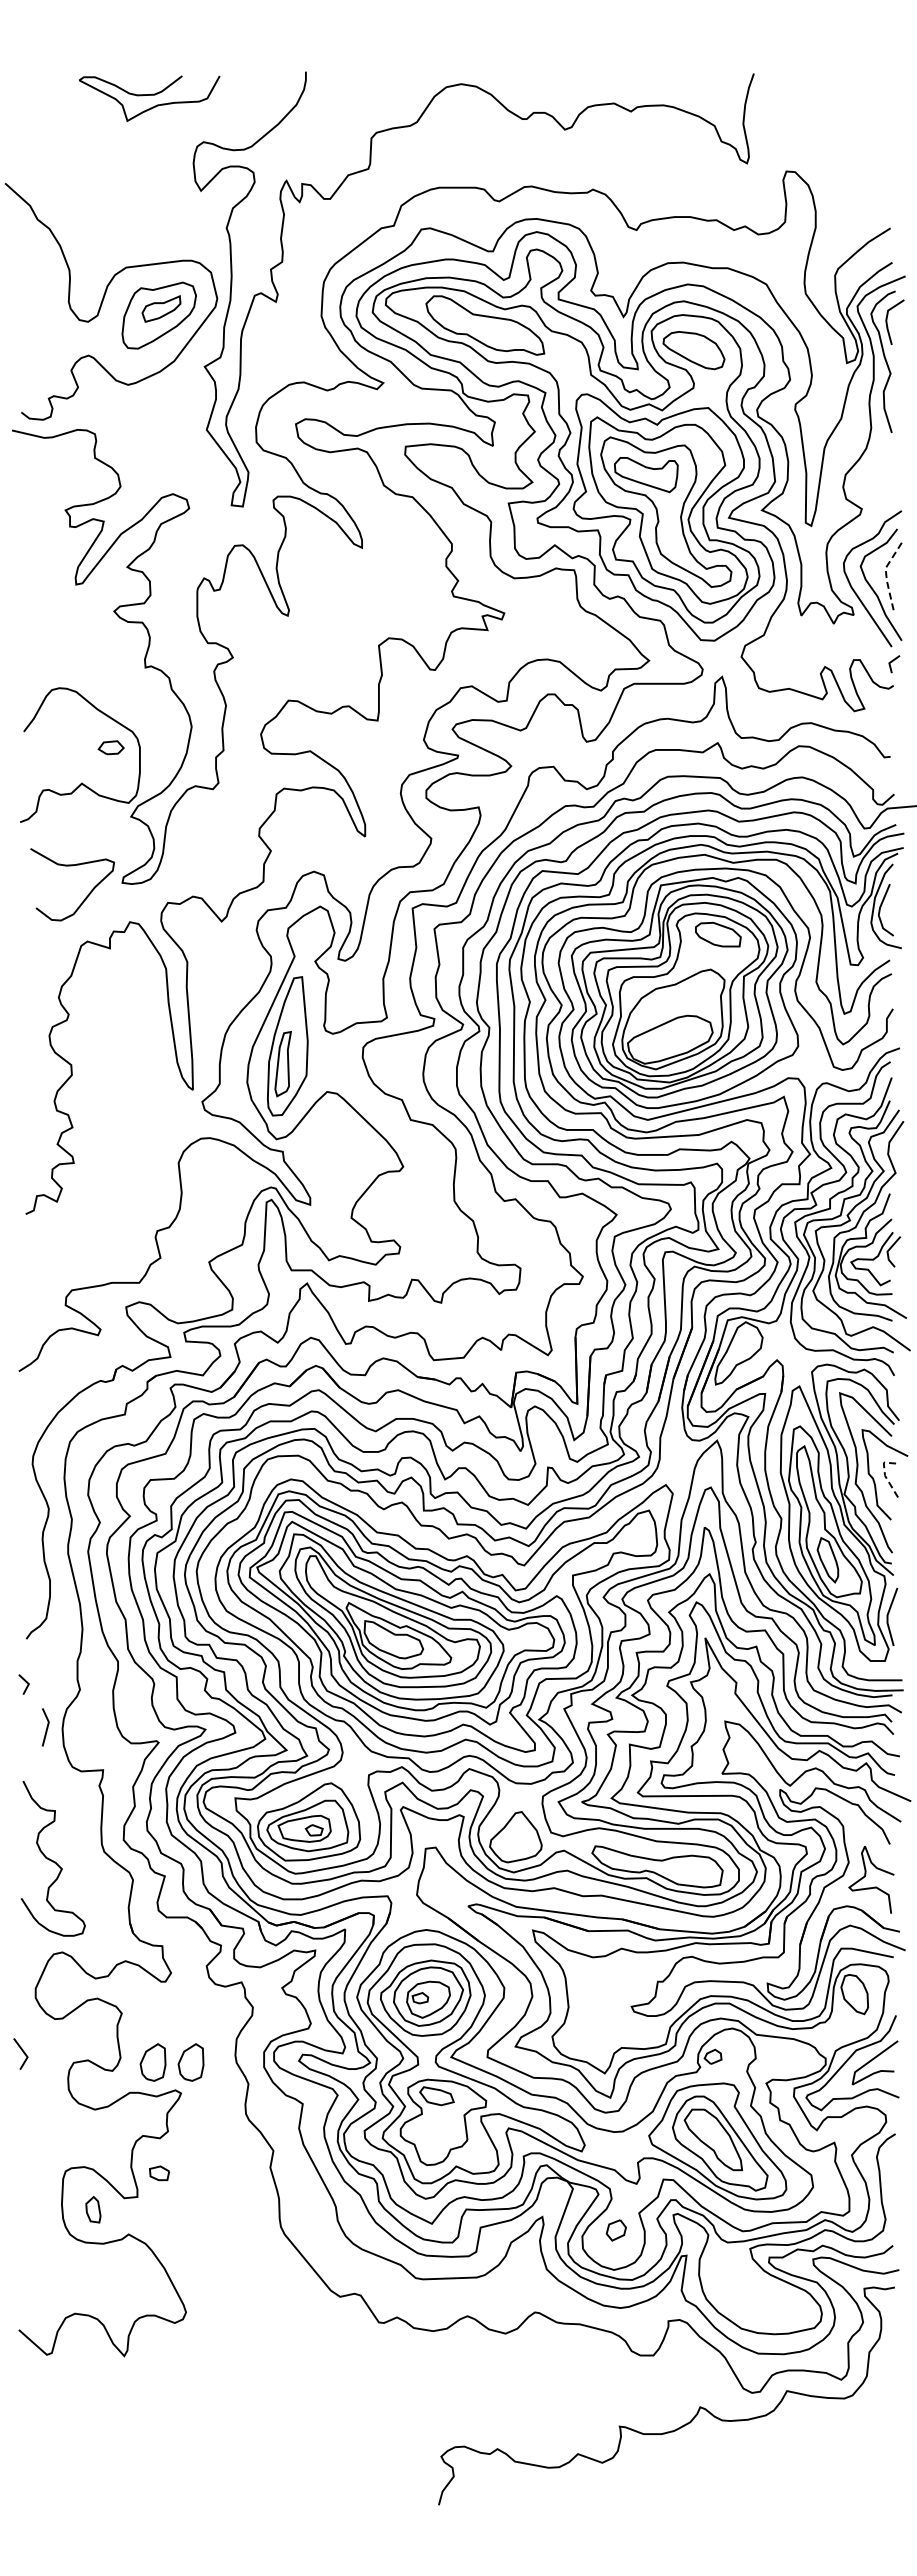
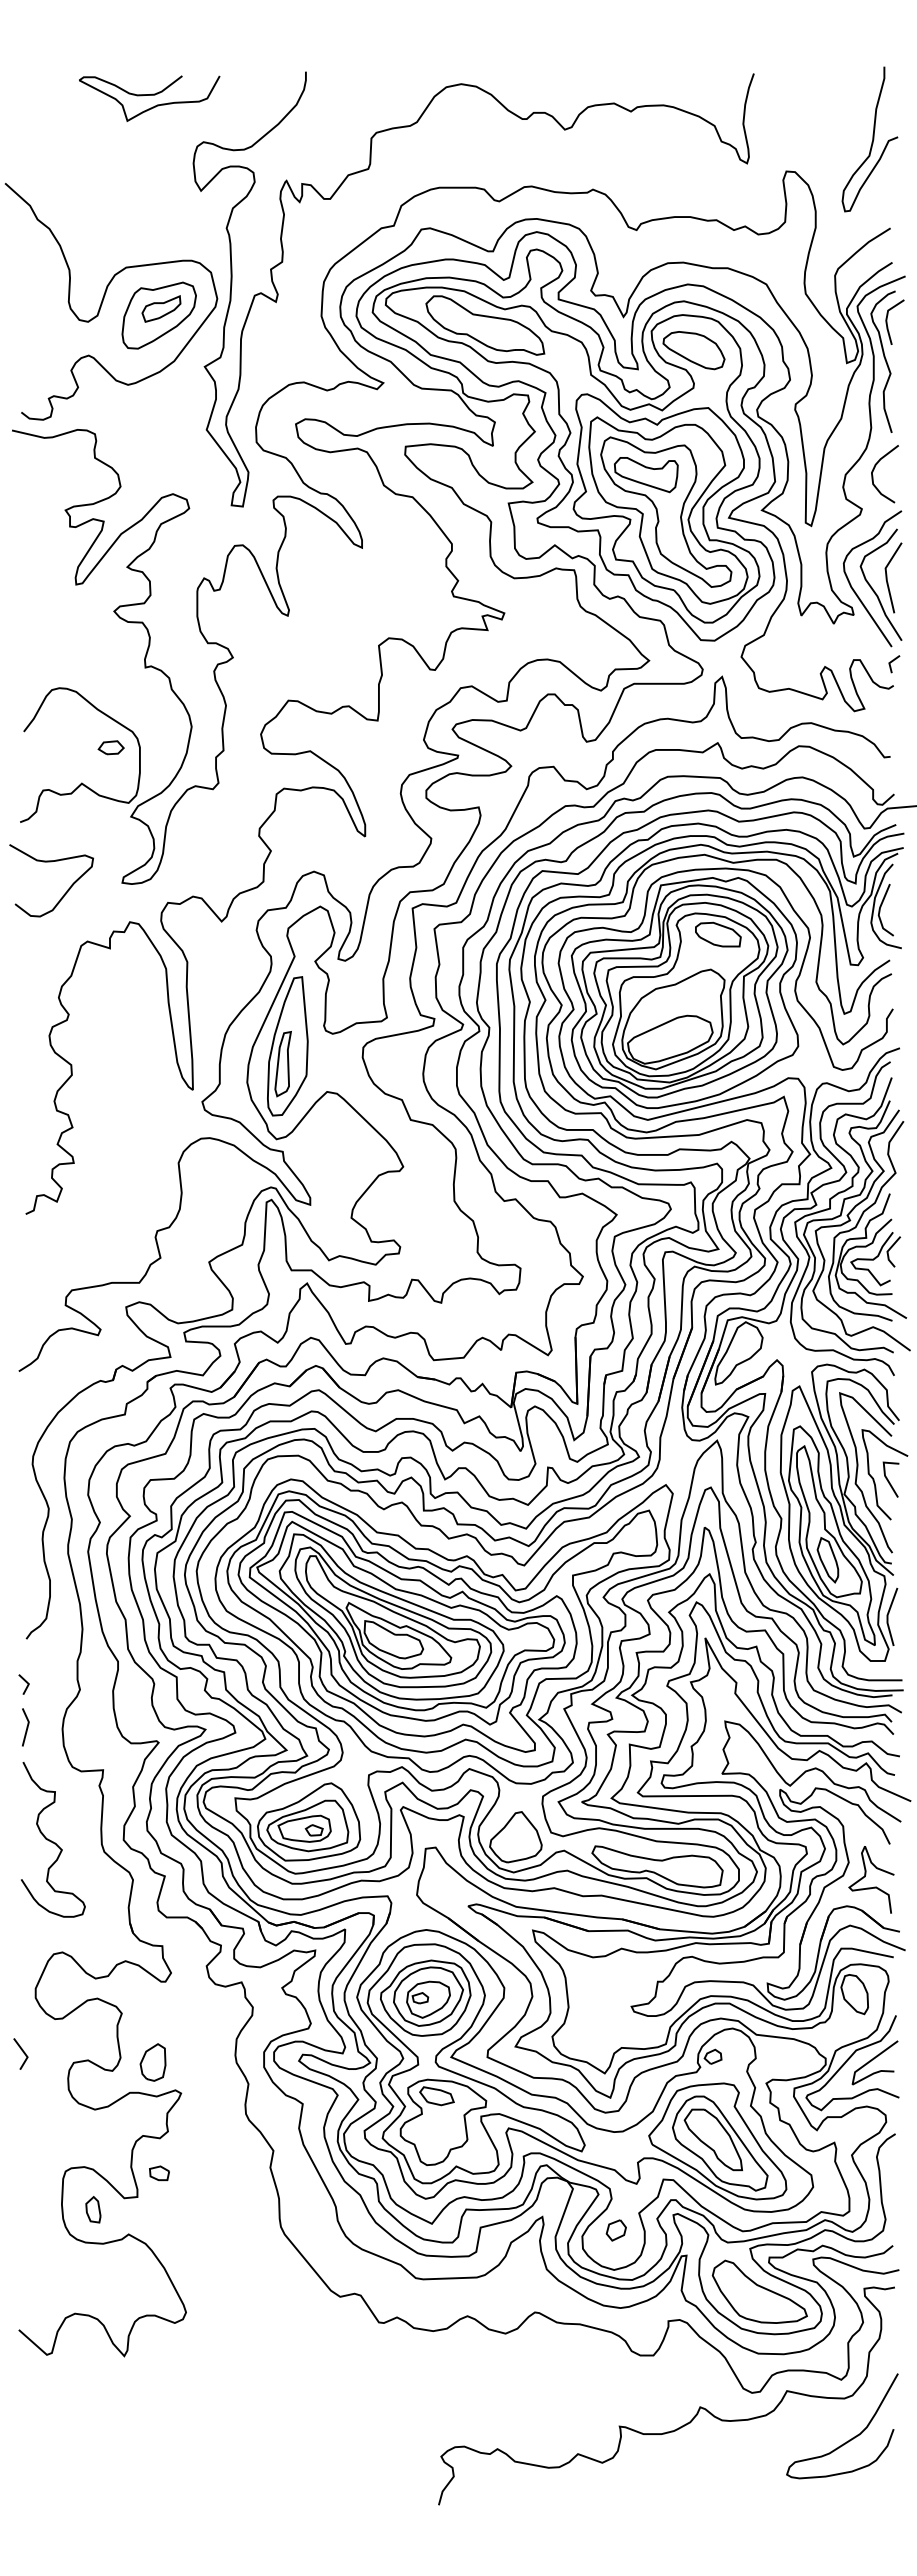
curve: none -> present (871, 141)
curve: none -> present (873, 475)
line: dashed -> solid (886, 576)
curve position: (72, 866) -> (51, 862) (51, 862)
line: dashed -> solid (884, 1473)
line position: (46, 1727) -> (26, 1727) (26, 1727)
curve position: (53, 1860) -> (53, 1841) (53, 1841)
part: present -> none (190, 2062)
part: none -> present (759, 2291)
curve: none -> present (849, 2439)
